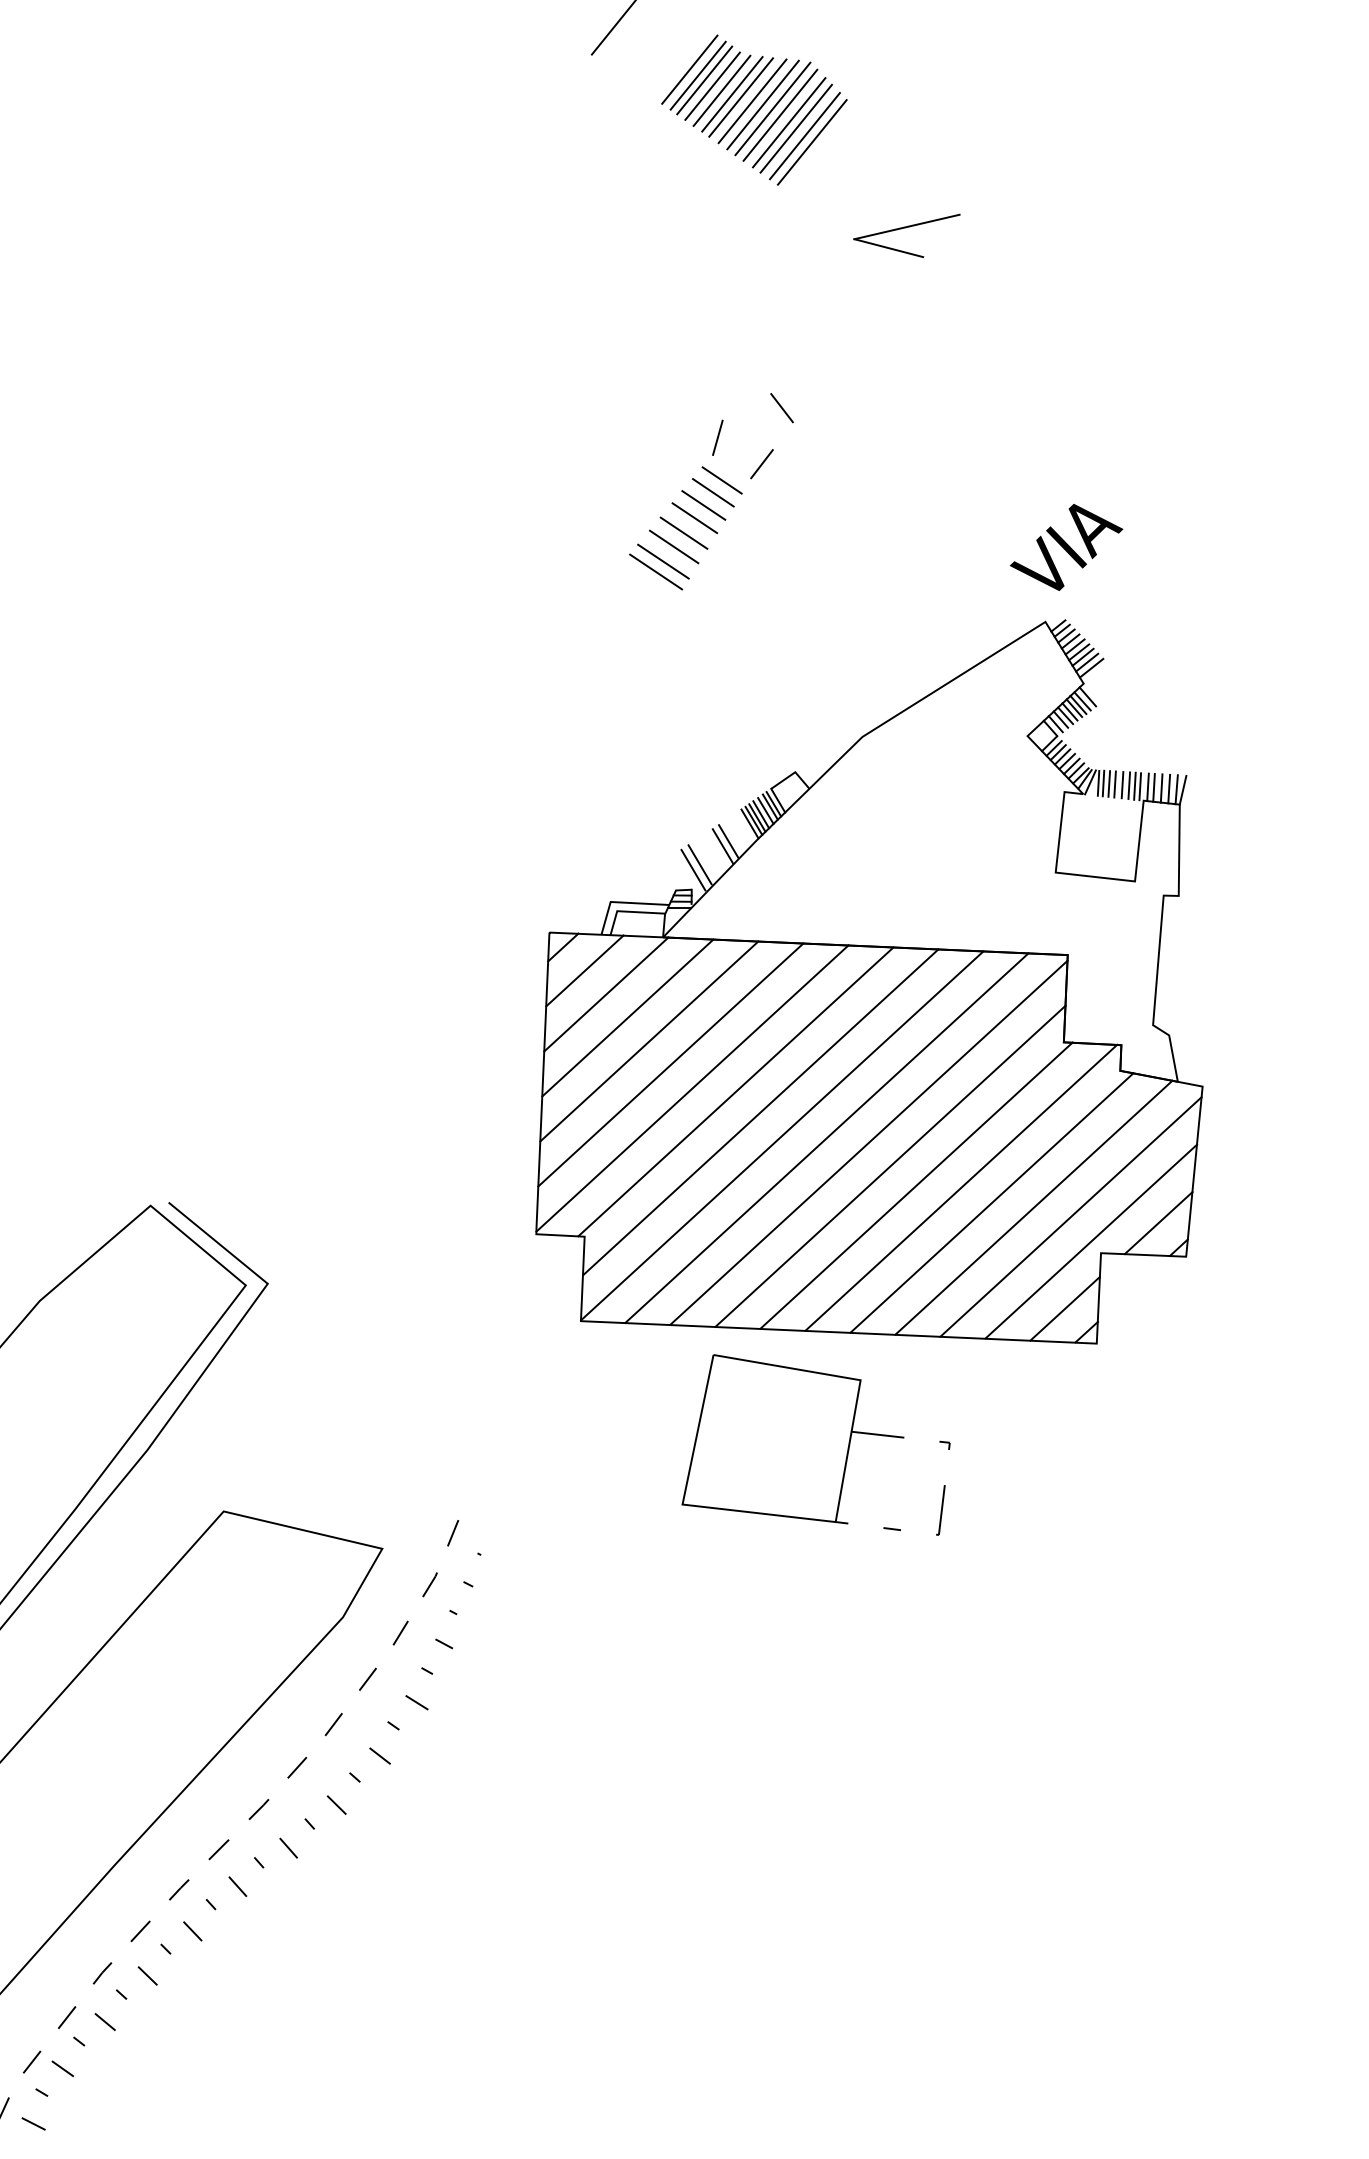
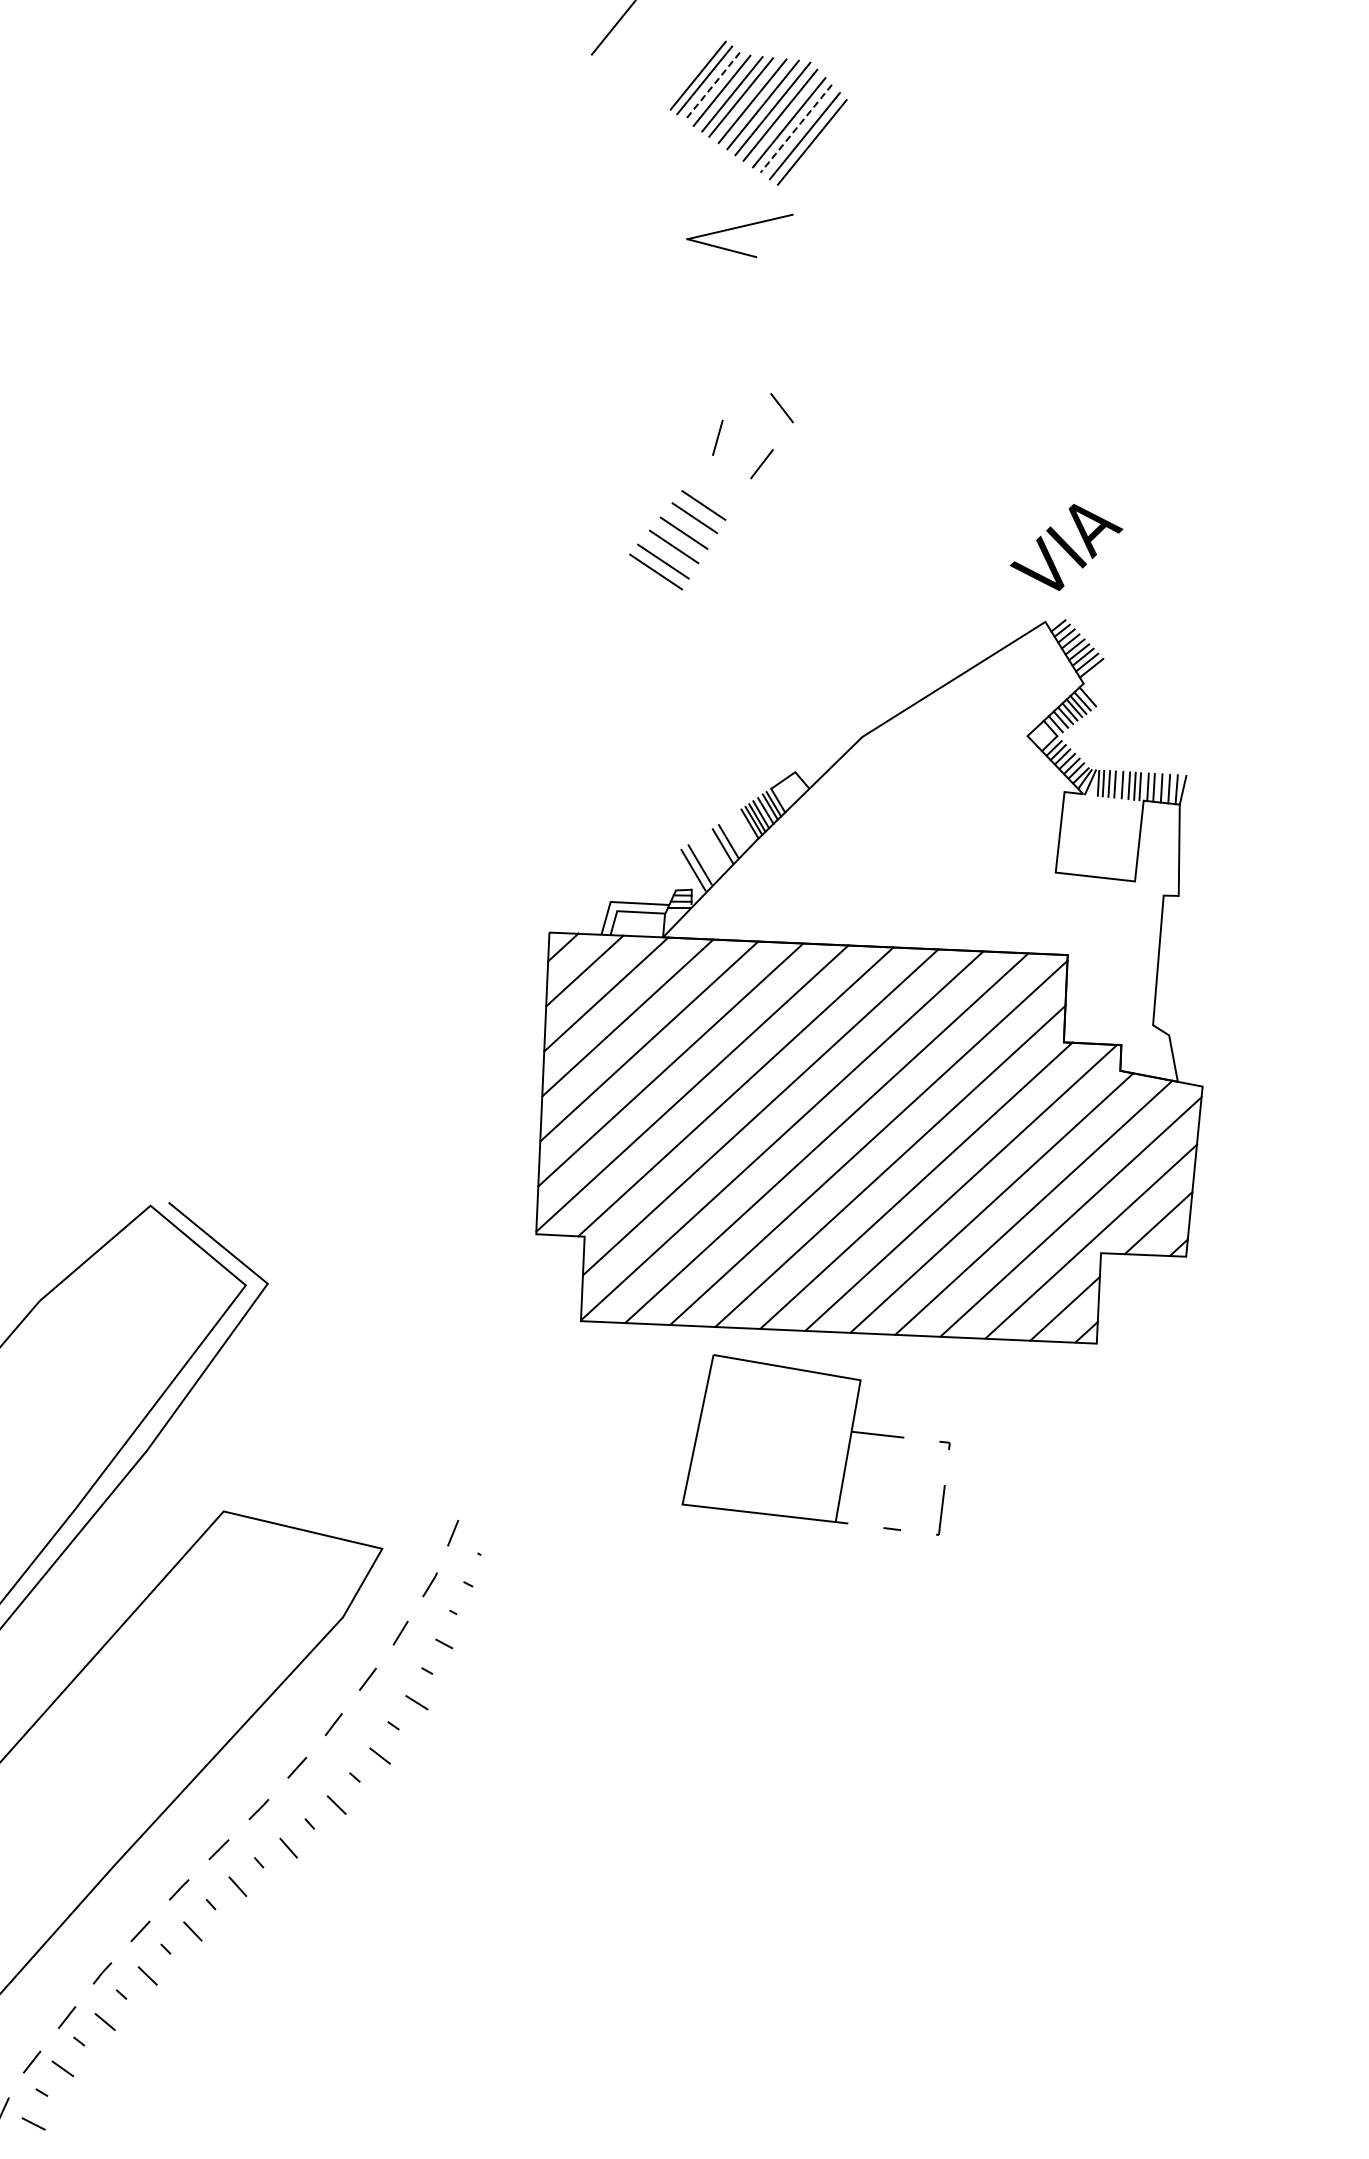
line: present -> none (689, 69)
line: solid -> dashed (712, 86)
line: solid -> dashed (796, 128)
part position: (905, 228) -> (738, 228) (738, 228)
line: present -> none (721, 480)
line: present -> none (713, 492)
